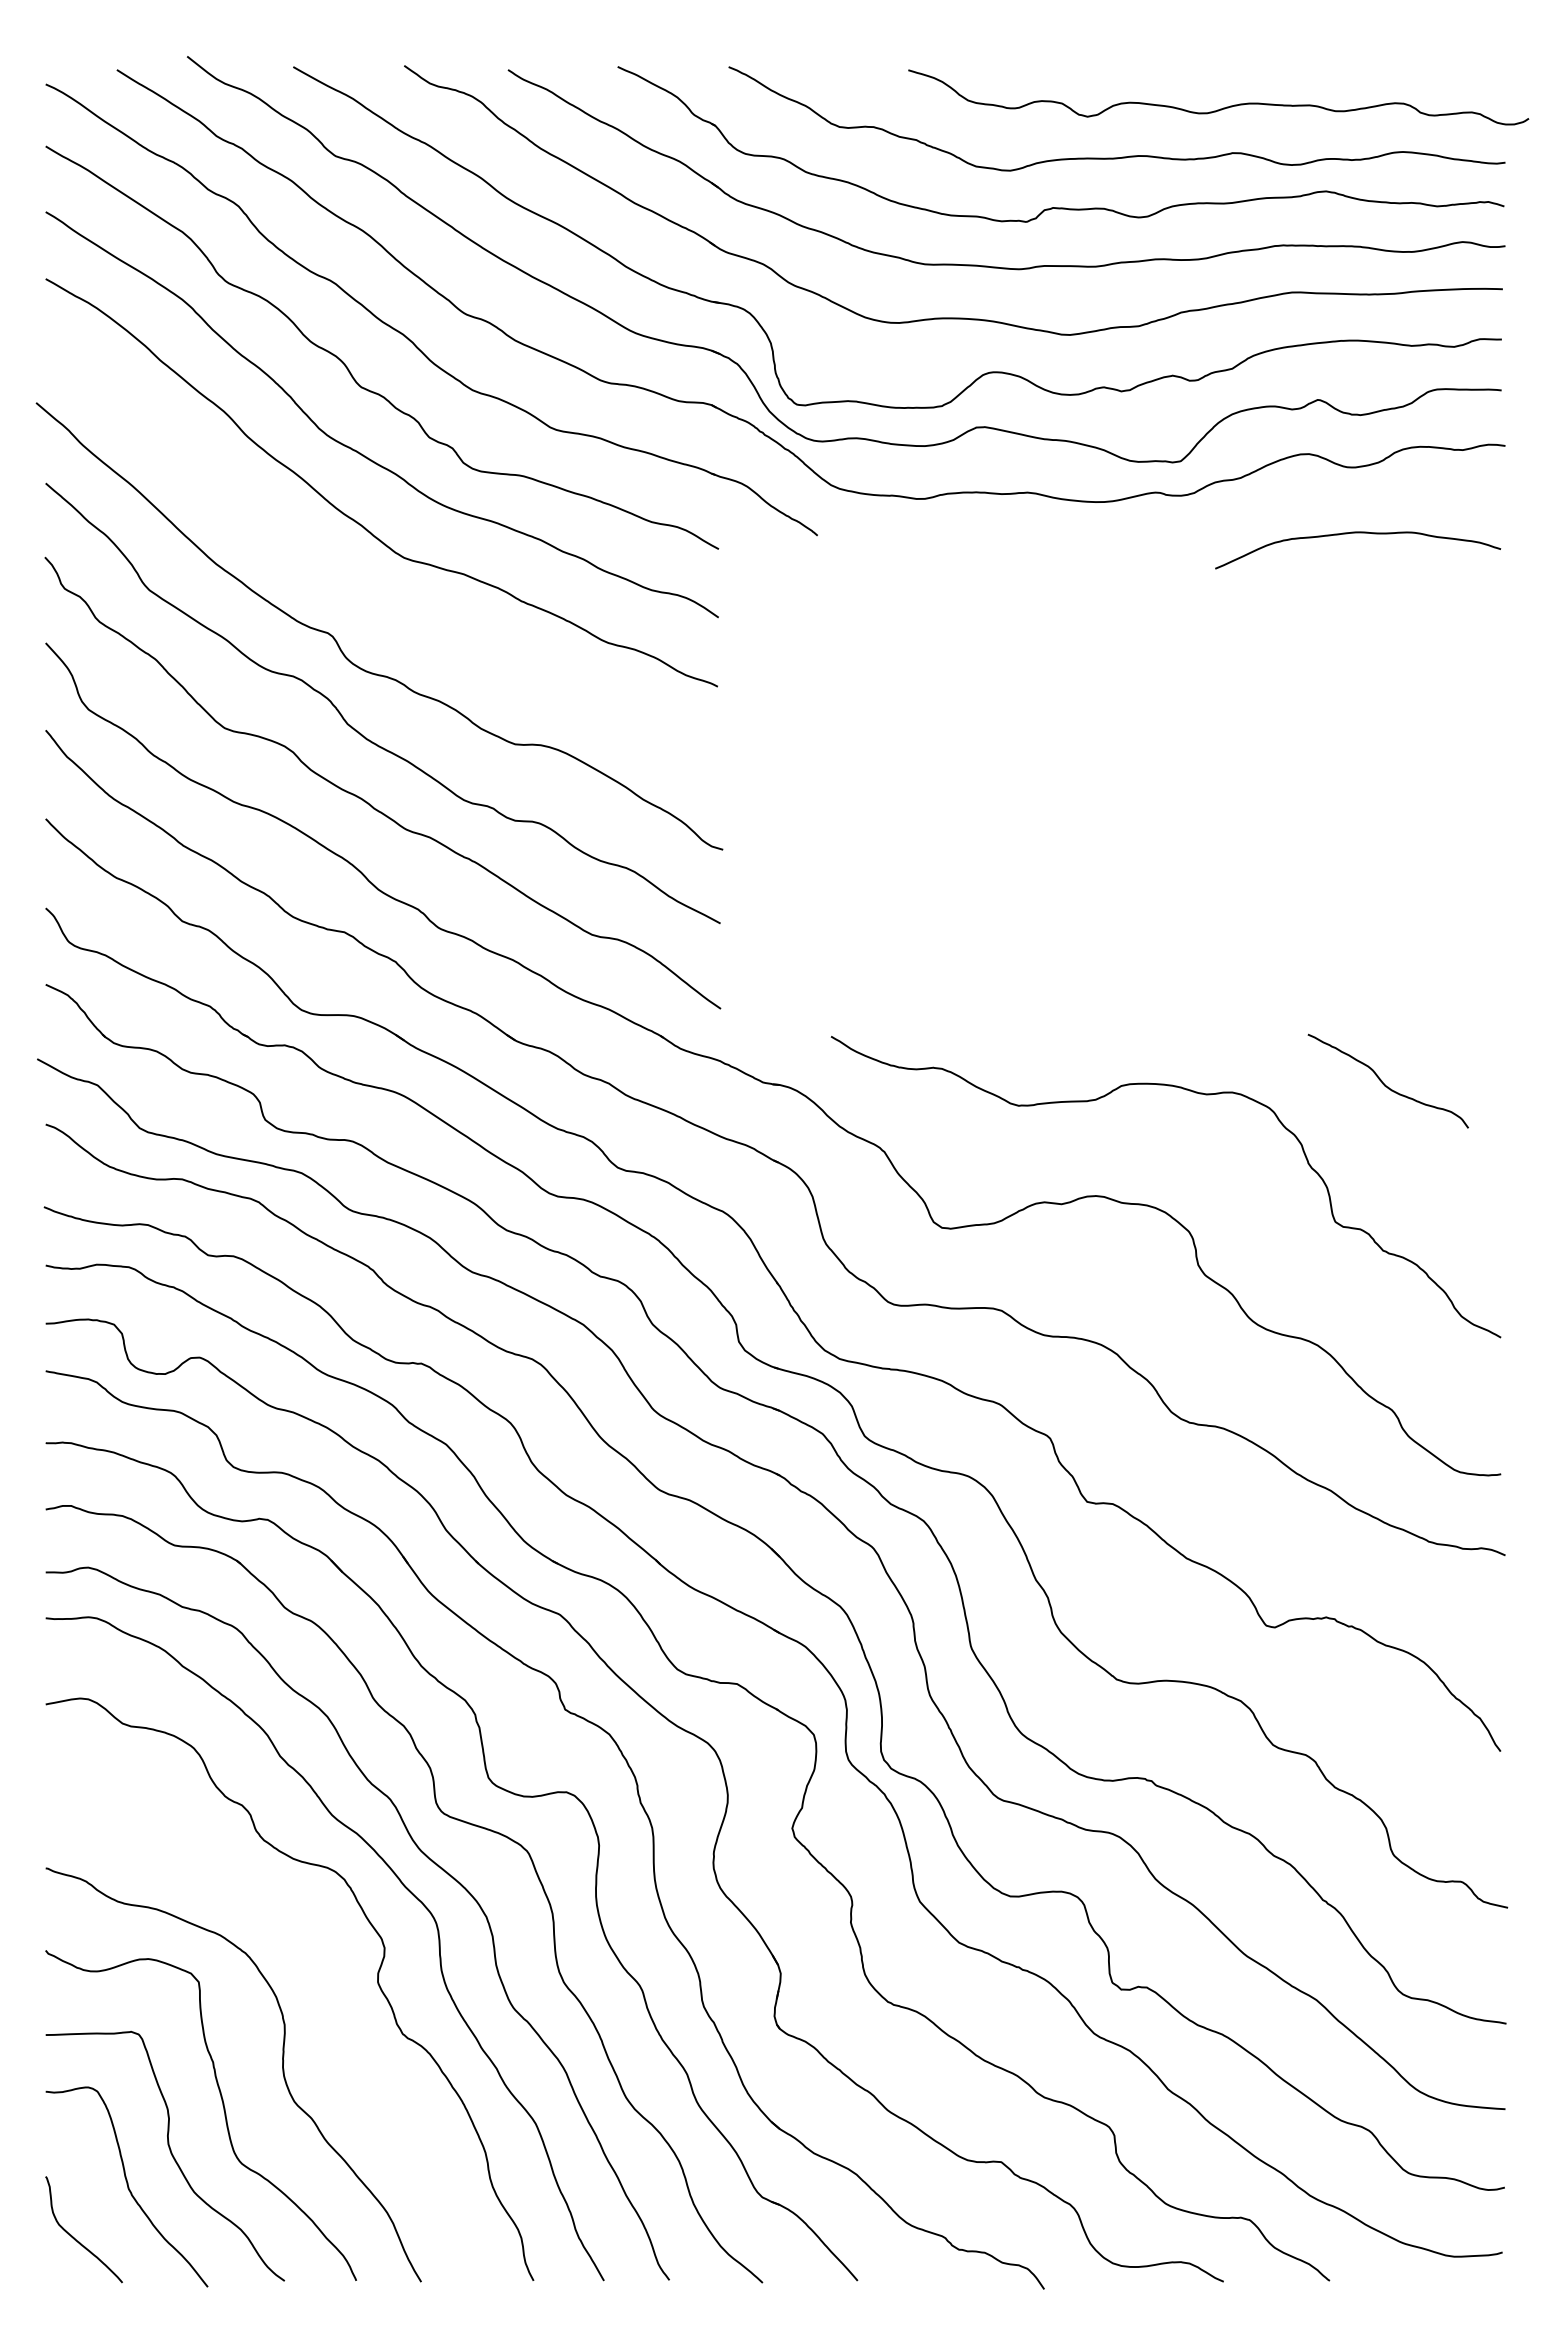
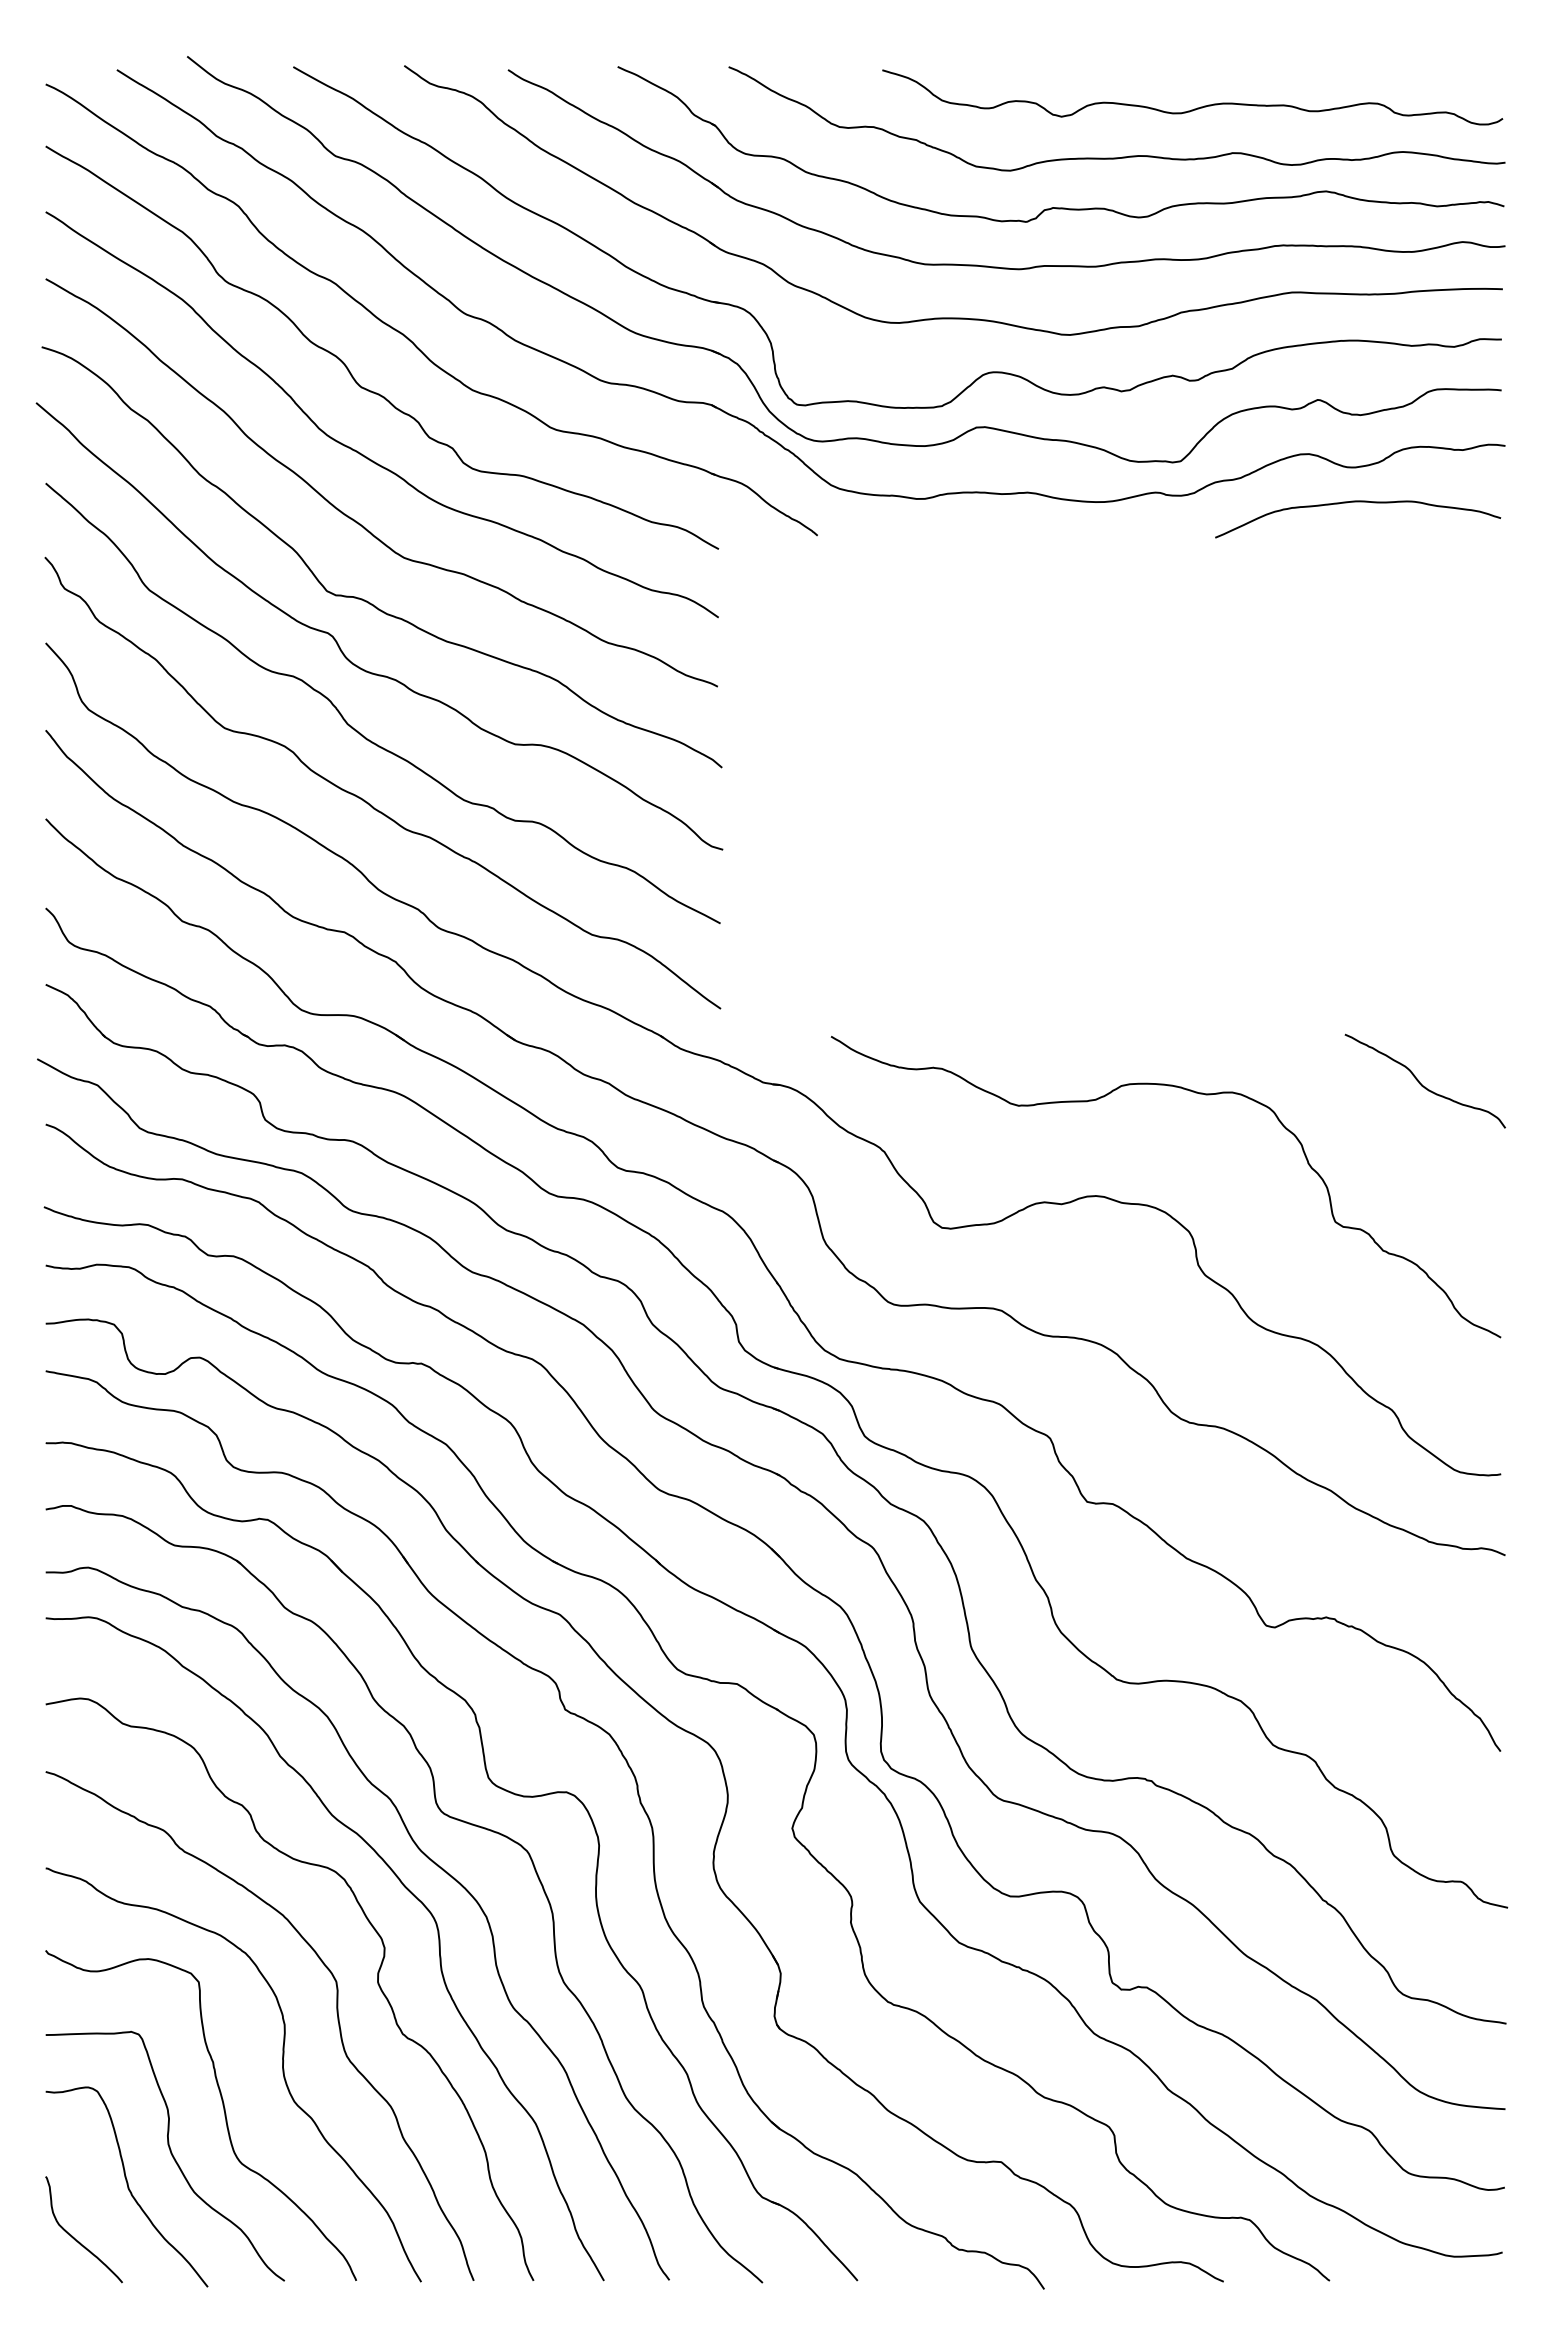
curve position: (1223, 107) -> (1197, 107) (1197, 107)
curve position: (1358, 533) -> (1358, 502) (1358, 502)
curve: none -> present (362, 598)
curve position: (1384, 1083) -> (1421, 1083) (1421, 1083)
curve: none -> present (336, 2013)
